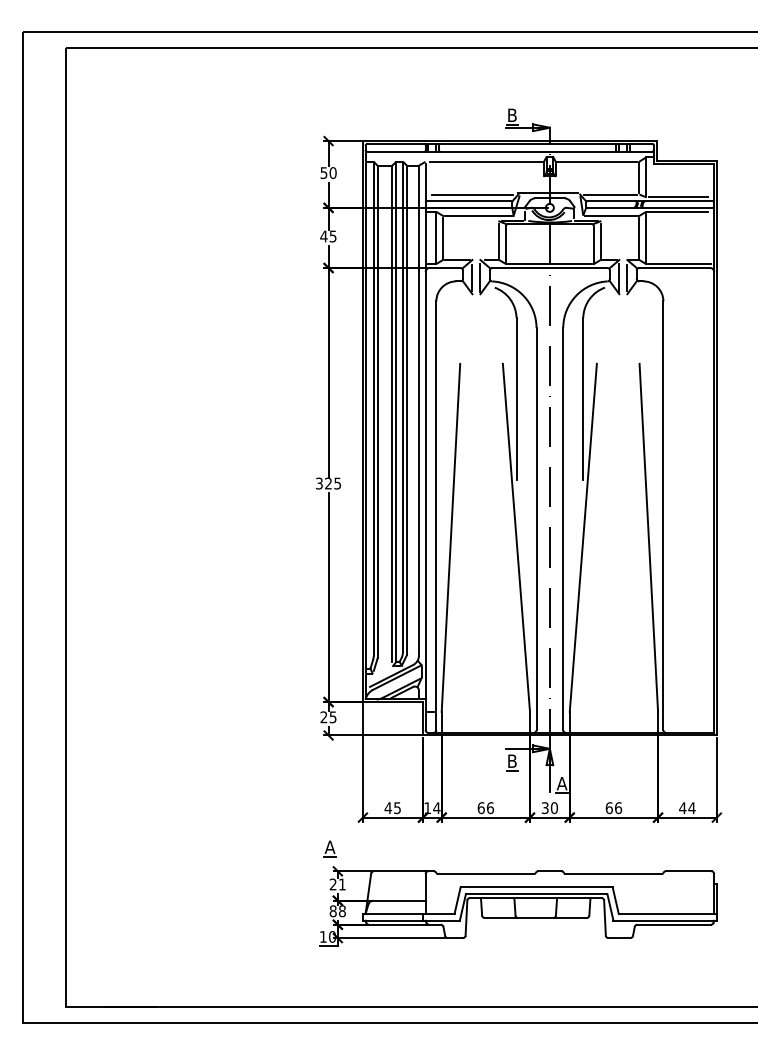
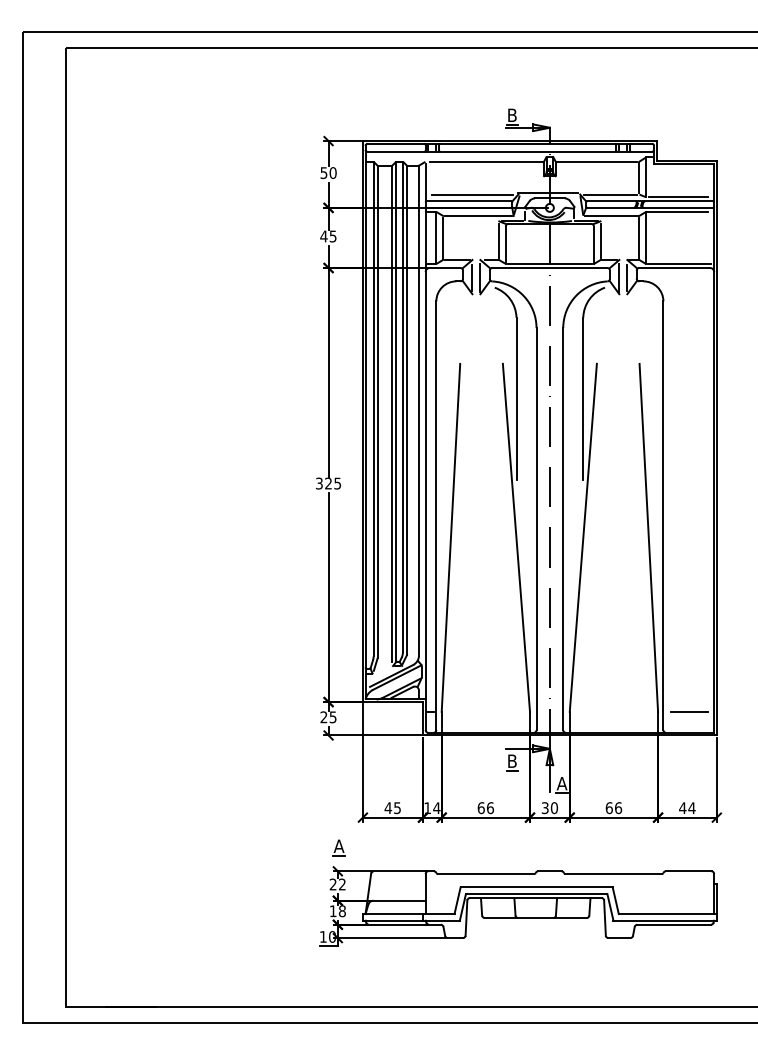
line: none -> present (689, 711)
part position: (329, 848) -> (338, 847) (338, 847)
text: 21 -> 22 (342, 884)
text: 88 -> 18 (332, 911)
